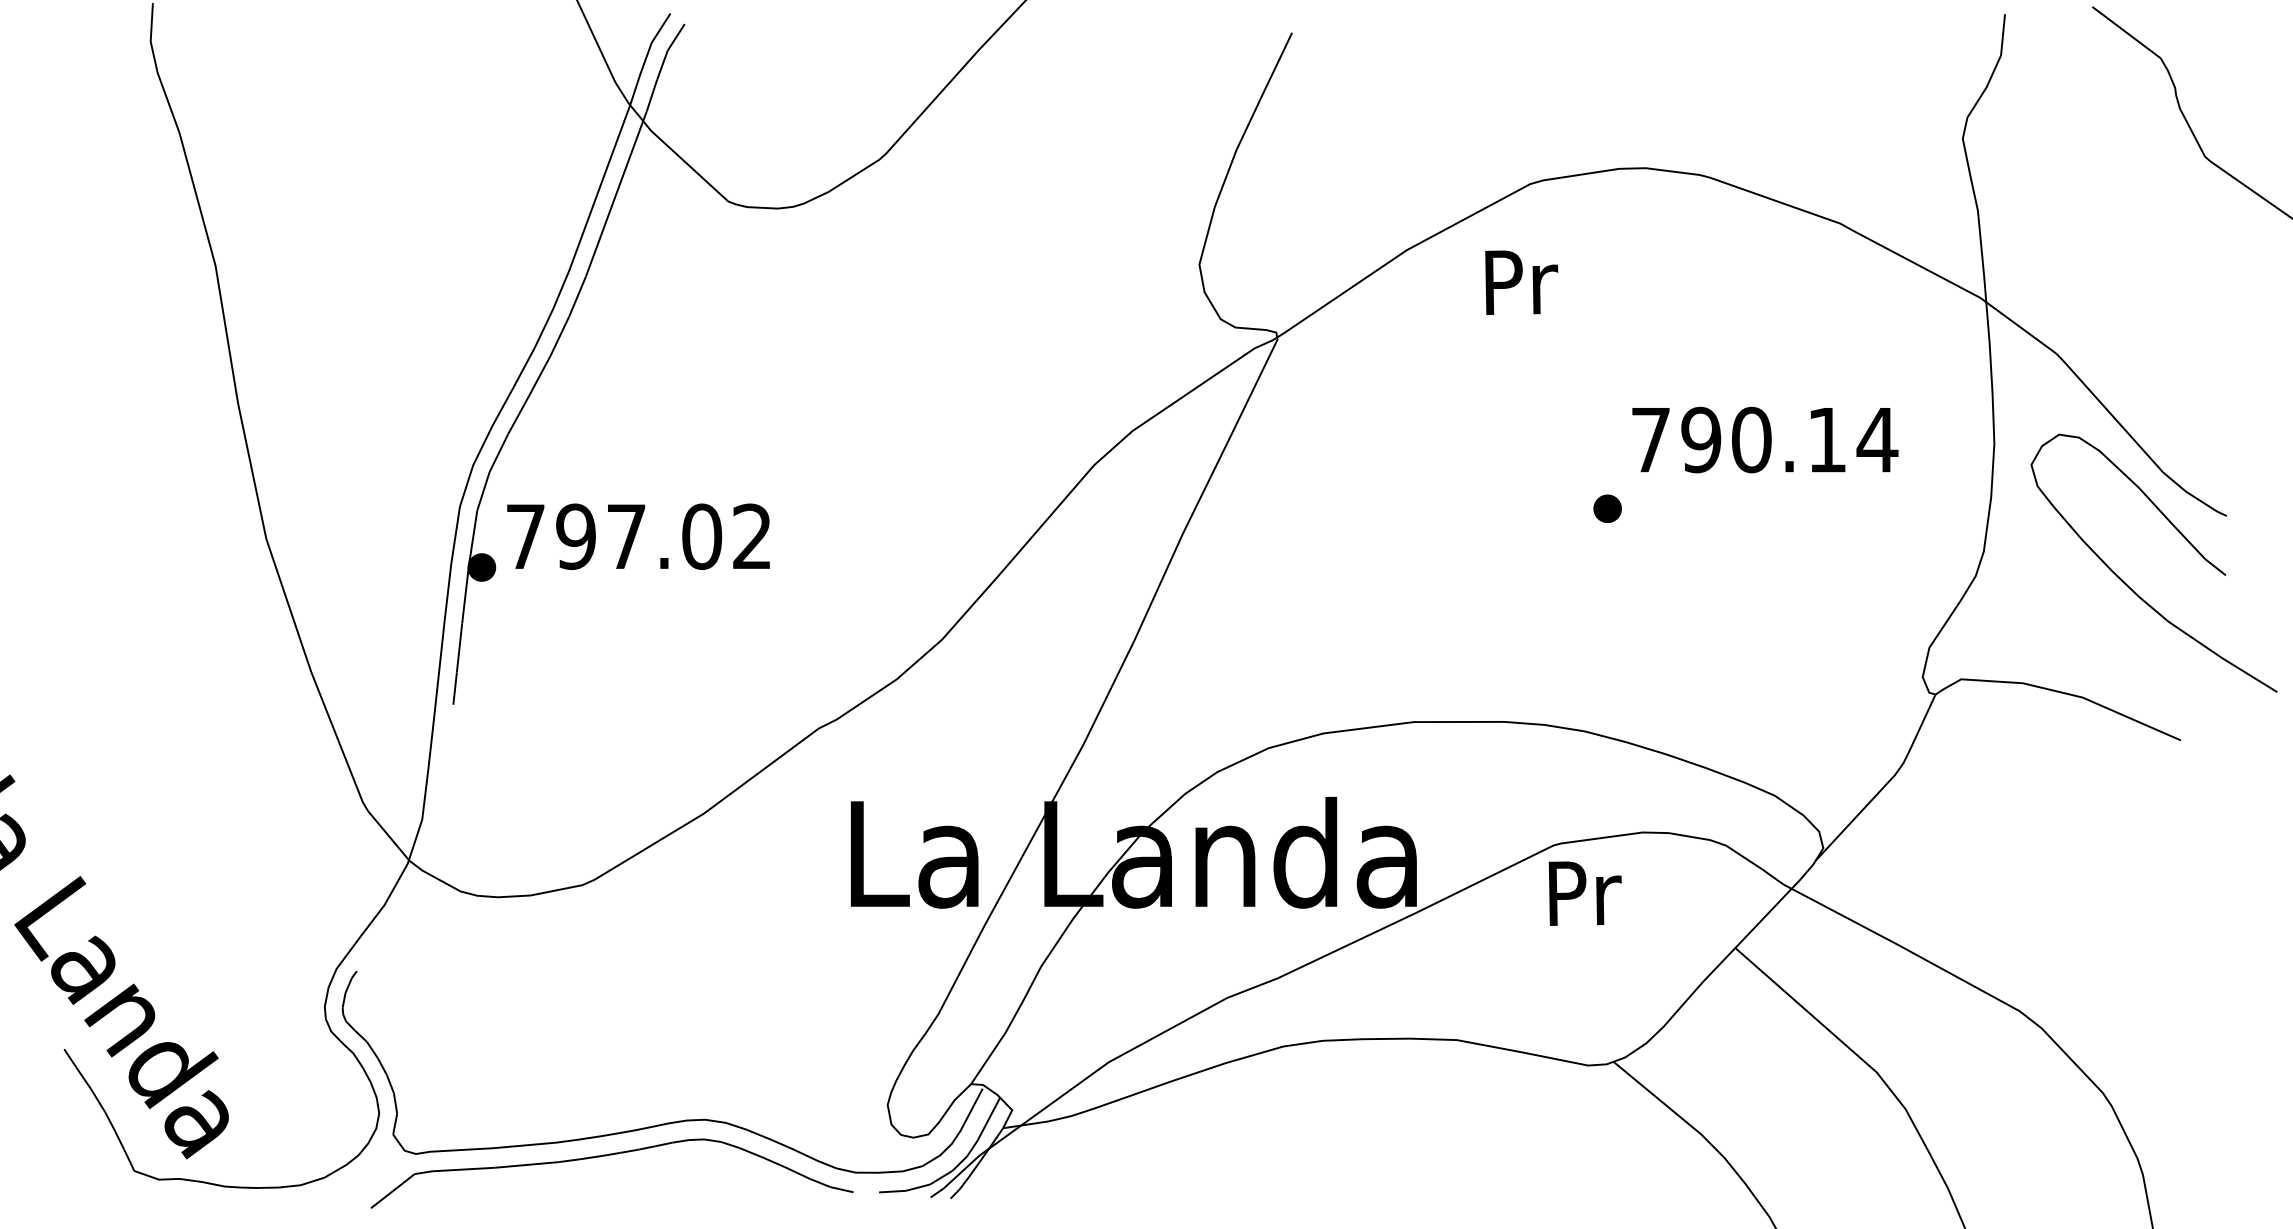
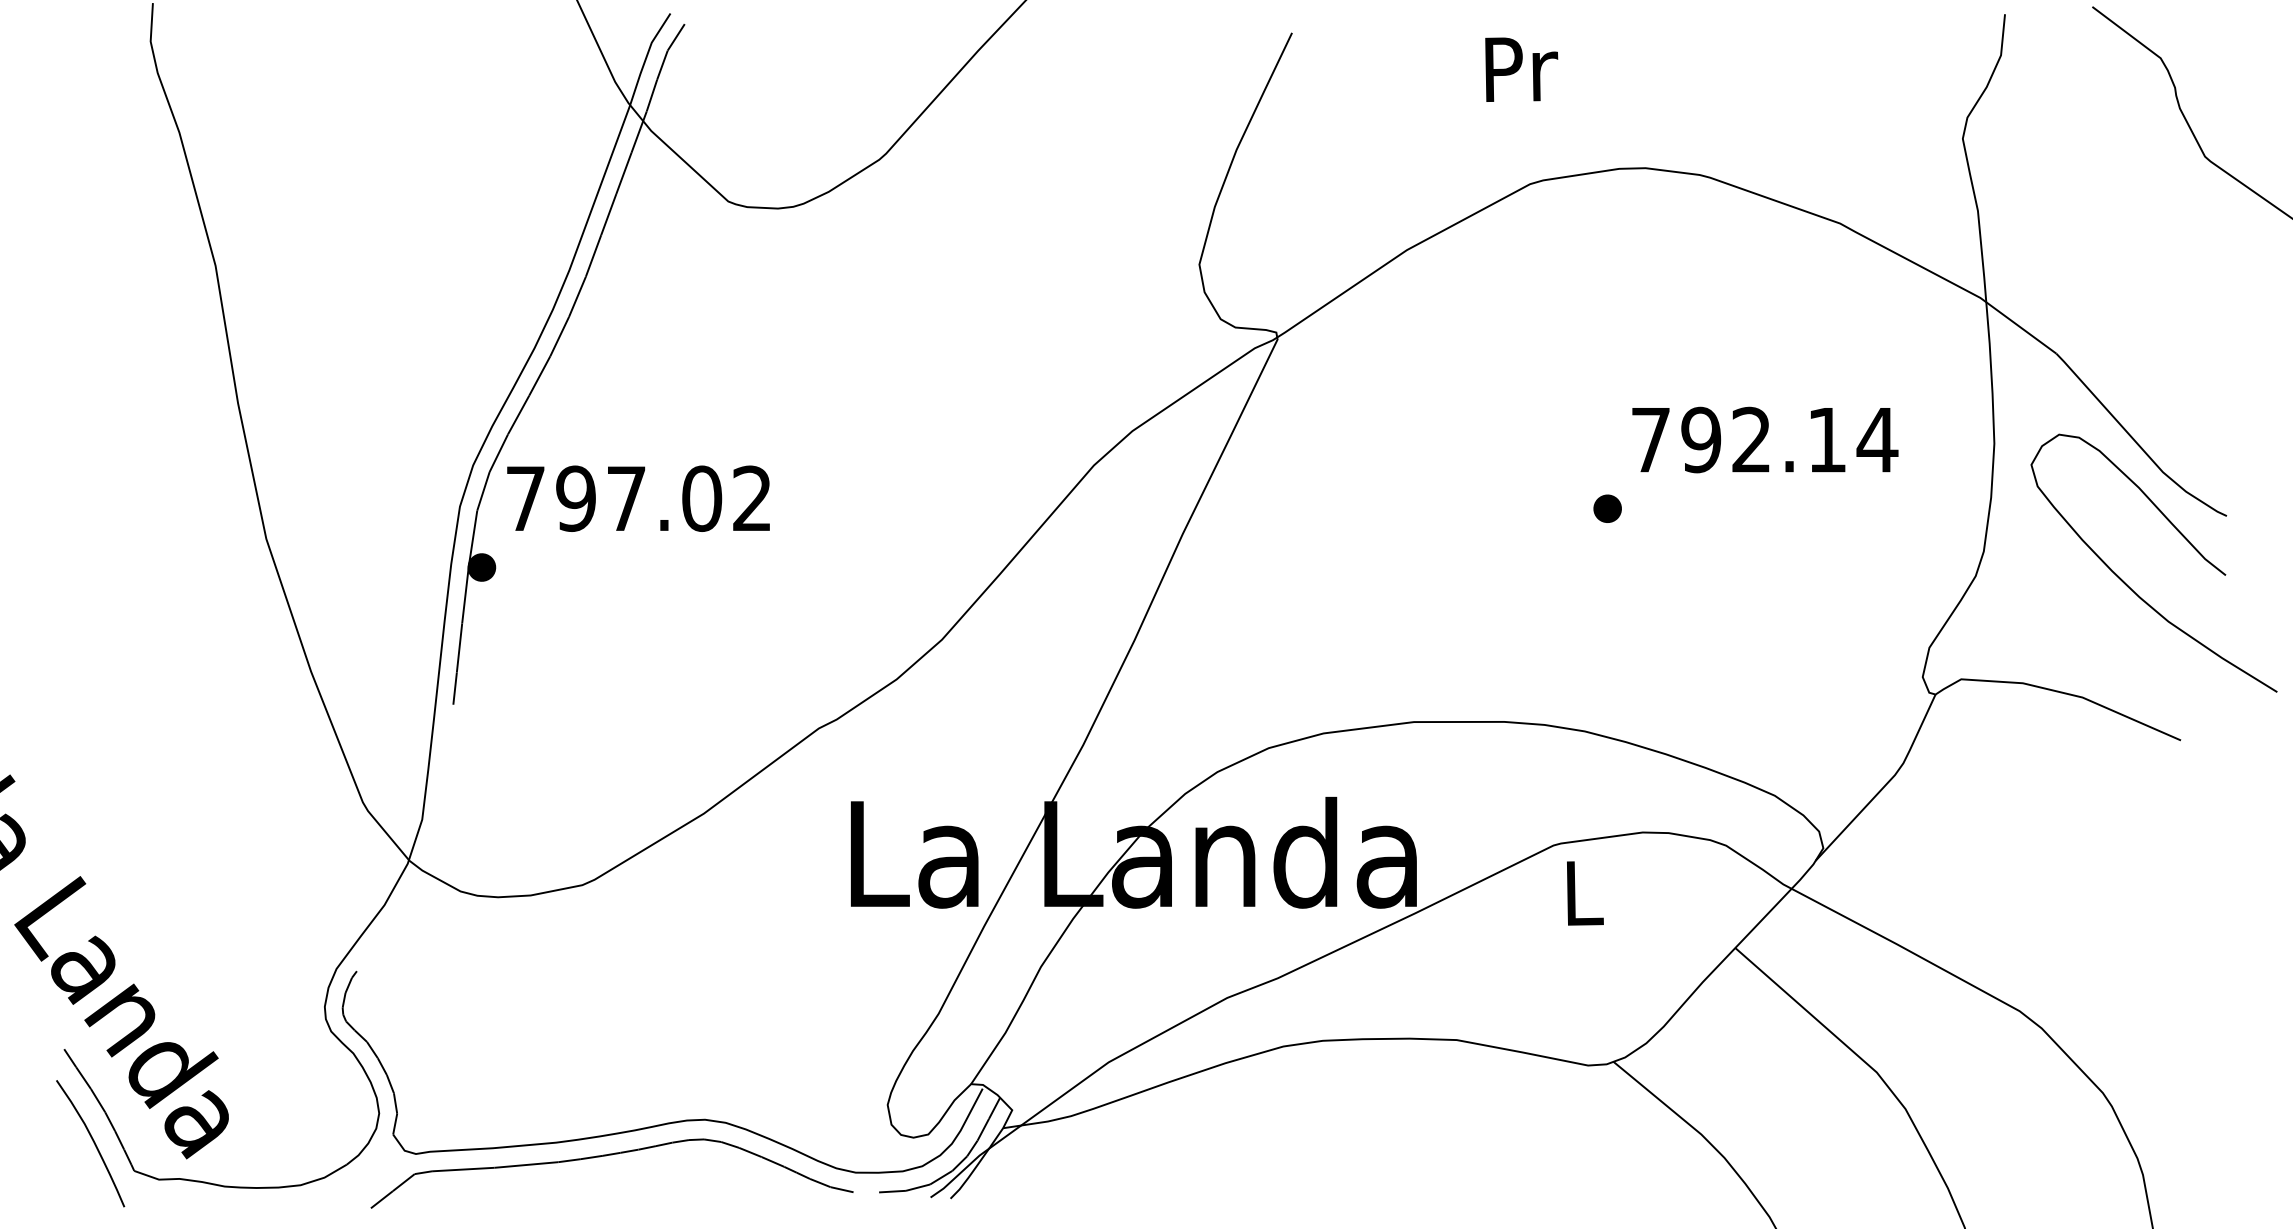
text position: (1521, 282) -> (1521, 69) (1521, 69)
text: 790.14 -> 792.14 (1751, 439)
text position: (638, 536) -> (638, 498) (638, 498)
text: Pr -> L (1584, 893)
curve: none -> present (92, 1141)
